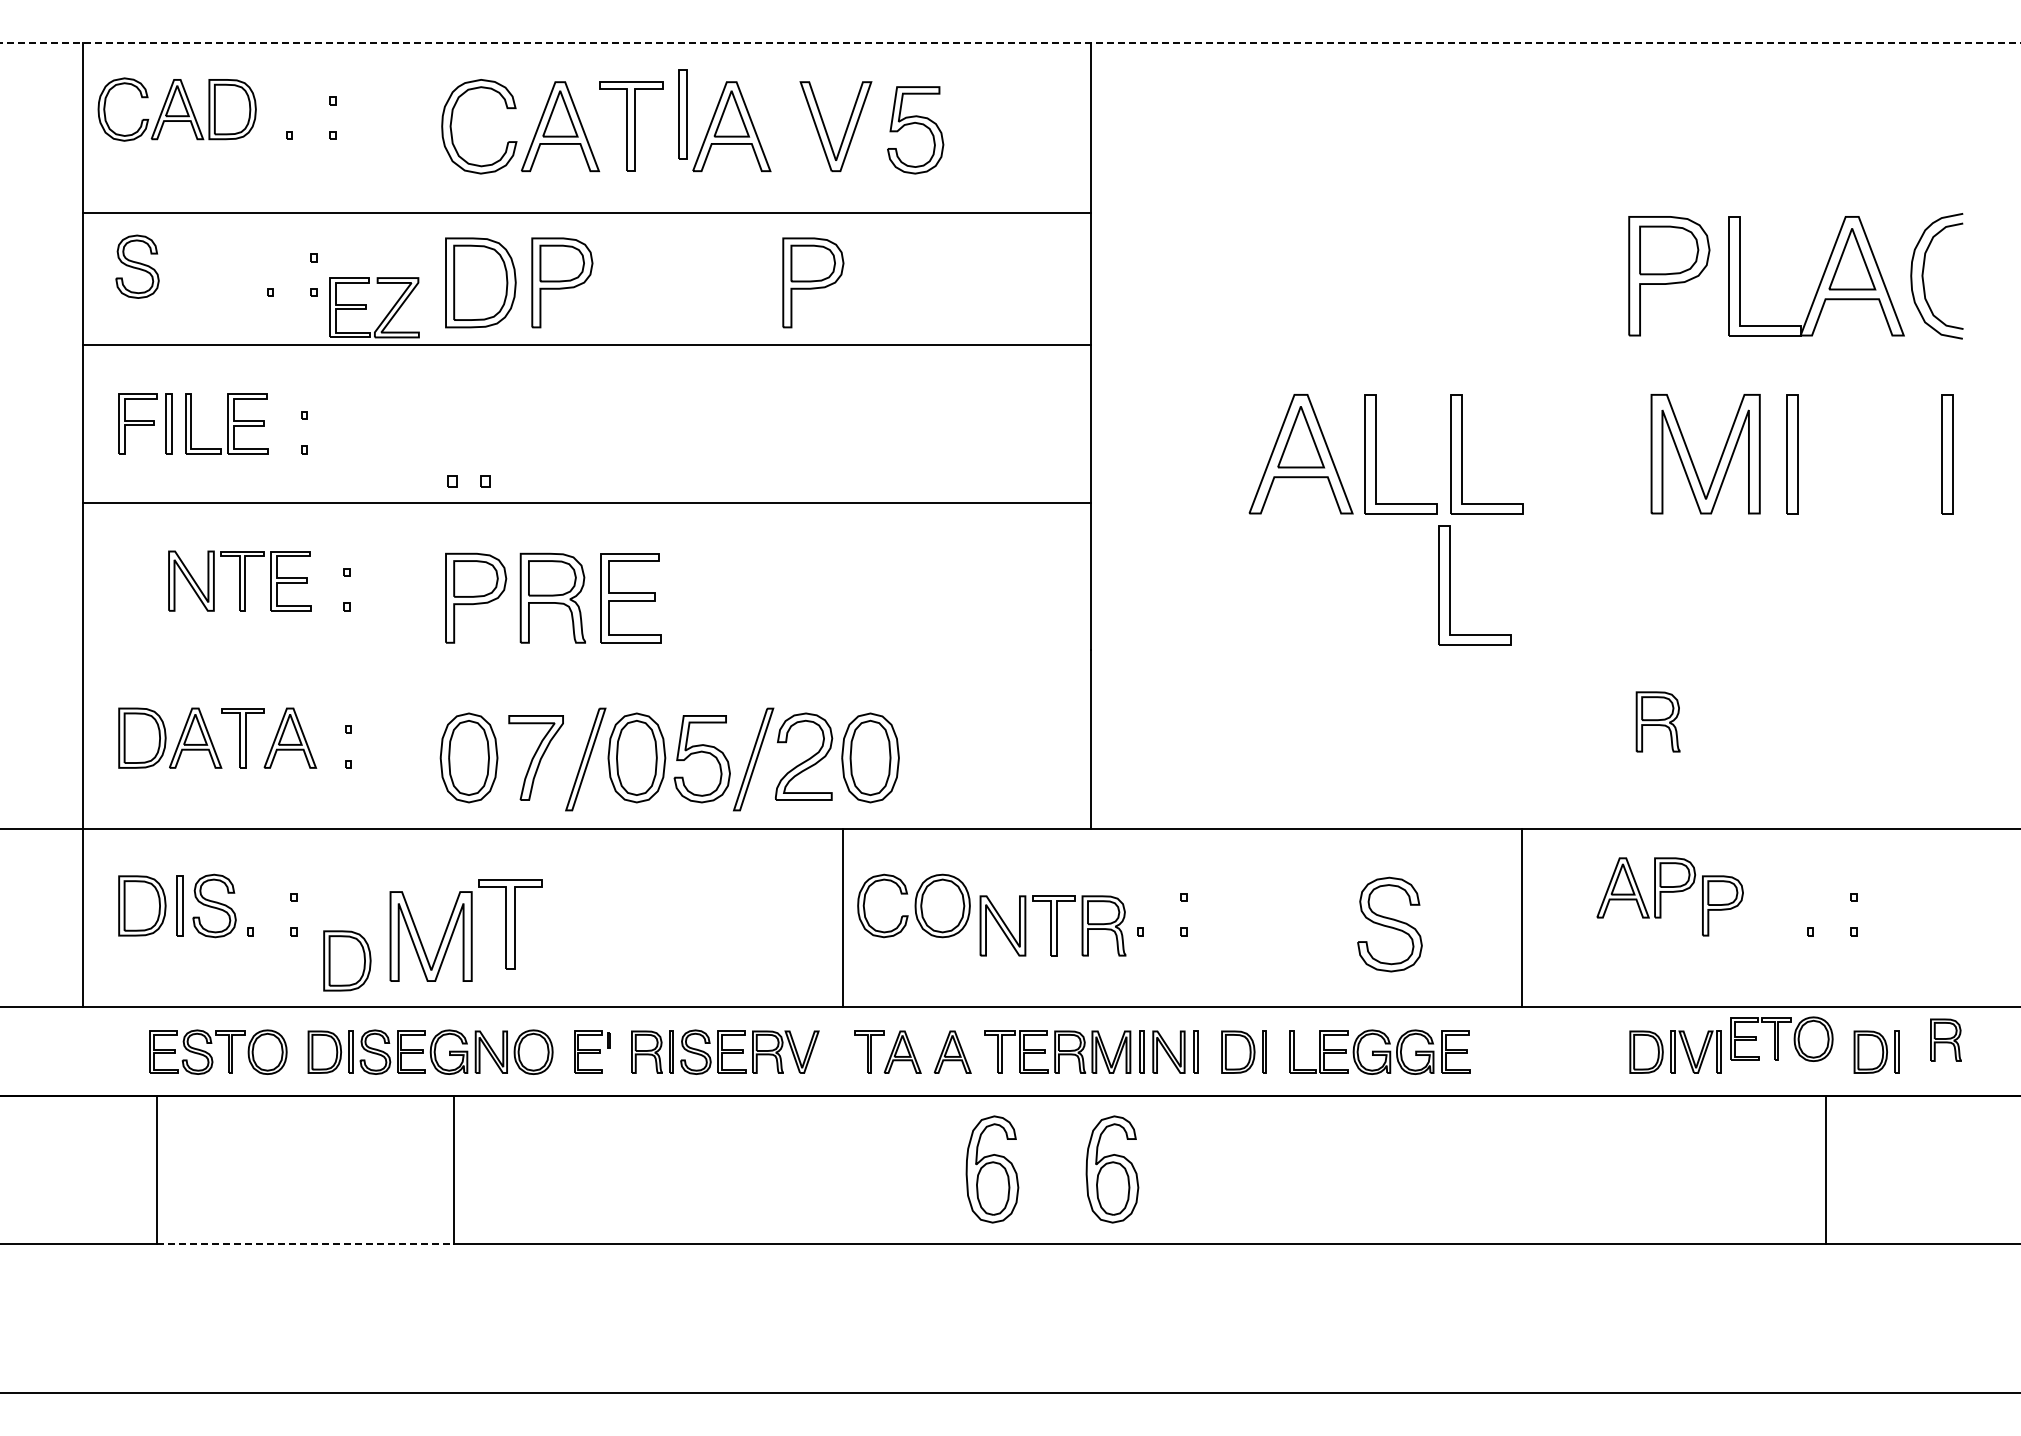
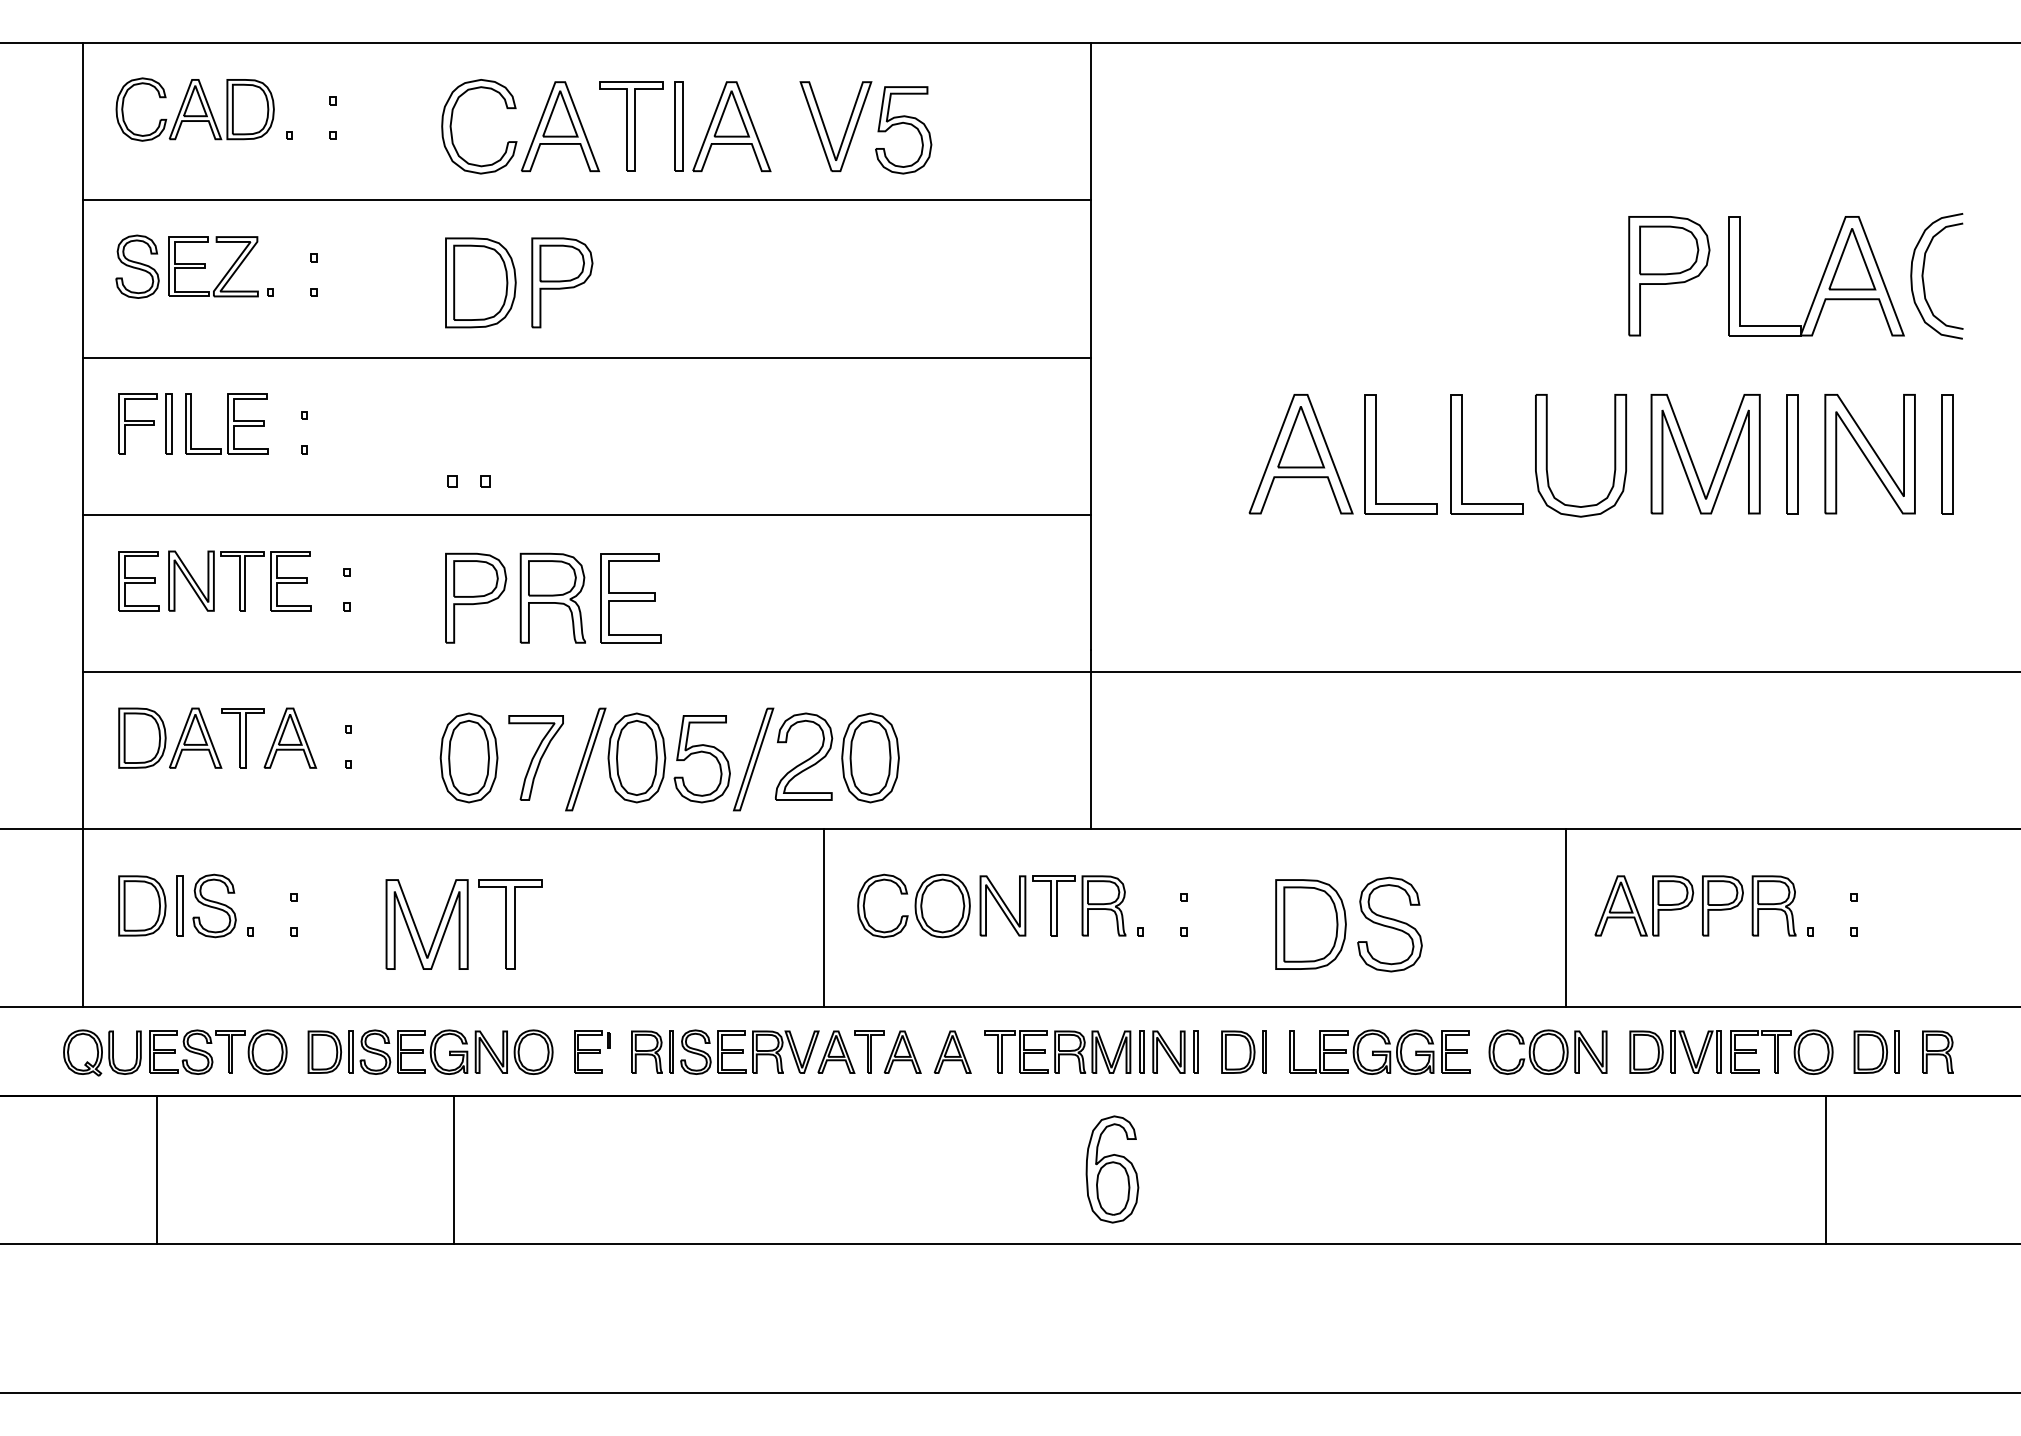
line: dashed -> solid (1010, 43)
part position: (176, 109) -> (194, 109) (194, 109)
part position: (682, 114) -> (678, 126) (678, 126)
part position: (917, 124) -> (905, 124) (905, 124)
line position: (586, 213) -> (586, 200) (586, 200)
part: present -> none (813, 282)
part position: (366, 307) -> (205, 266) (205, 266)
line position: (586, 344) -> (586, 357) (586, 357)
part: none -> present (1869, 454)
part: none -> present (1614, 455)
line position: (586, 502) -> (586, 514) (586, 514)
part: none -> present (138, 581)
part: present -> none (1450, 585)
line: none -> present (1049, 672)
part position: (1657, 721) -> (1773, 905) (1773, 905)
part position: (1639, 889) -> (1637, 907) (1637, 907)
line position: (843, 918) -> (824, 918) (824, 918)
line position: (1521, 918) -> (1565, 918) (1565, 918)
part: none -> present (1310, 924)
part position: (1052, 925) -> (1052, 905) (1052, 905)
part position: (421, 940) -> (417, 928) (417, 928)
part: present -> none (347, 960)
part position: (1781, 1038) -> (1781, 1051) (1781, 1051)
part position: (1945, 1039) -> (1937, 1051) (1937, 1051)
part: none -> present (836, 1051)
part: none -> present (1547, 1051)
part: none -> present (102, 1052)
part: present -> none (992, 1169)
line: dashed -> solid (305, 1244)
